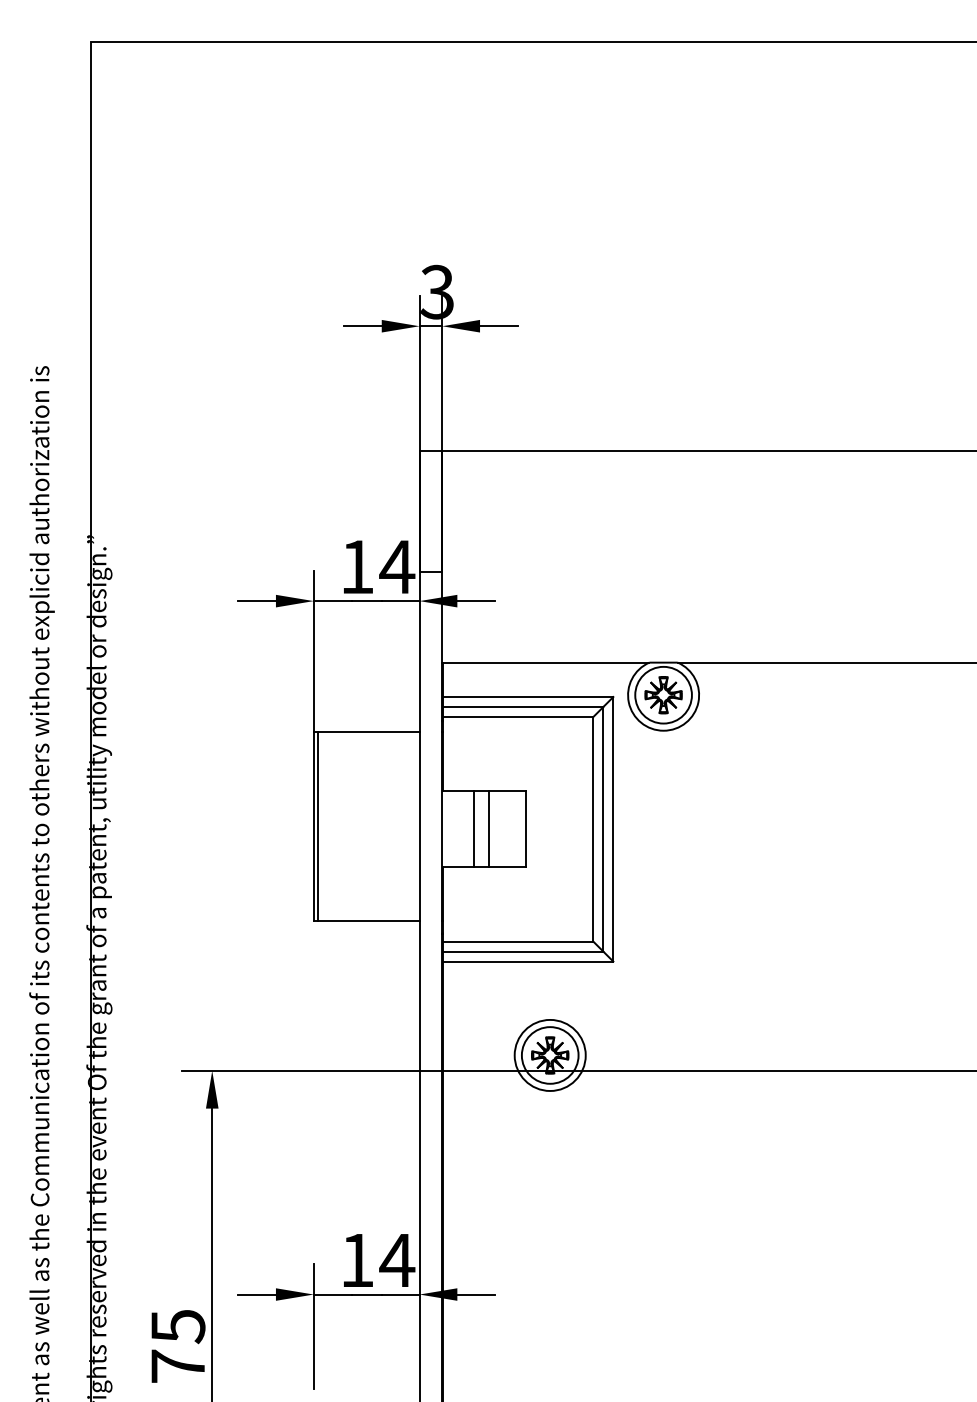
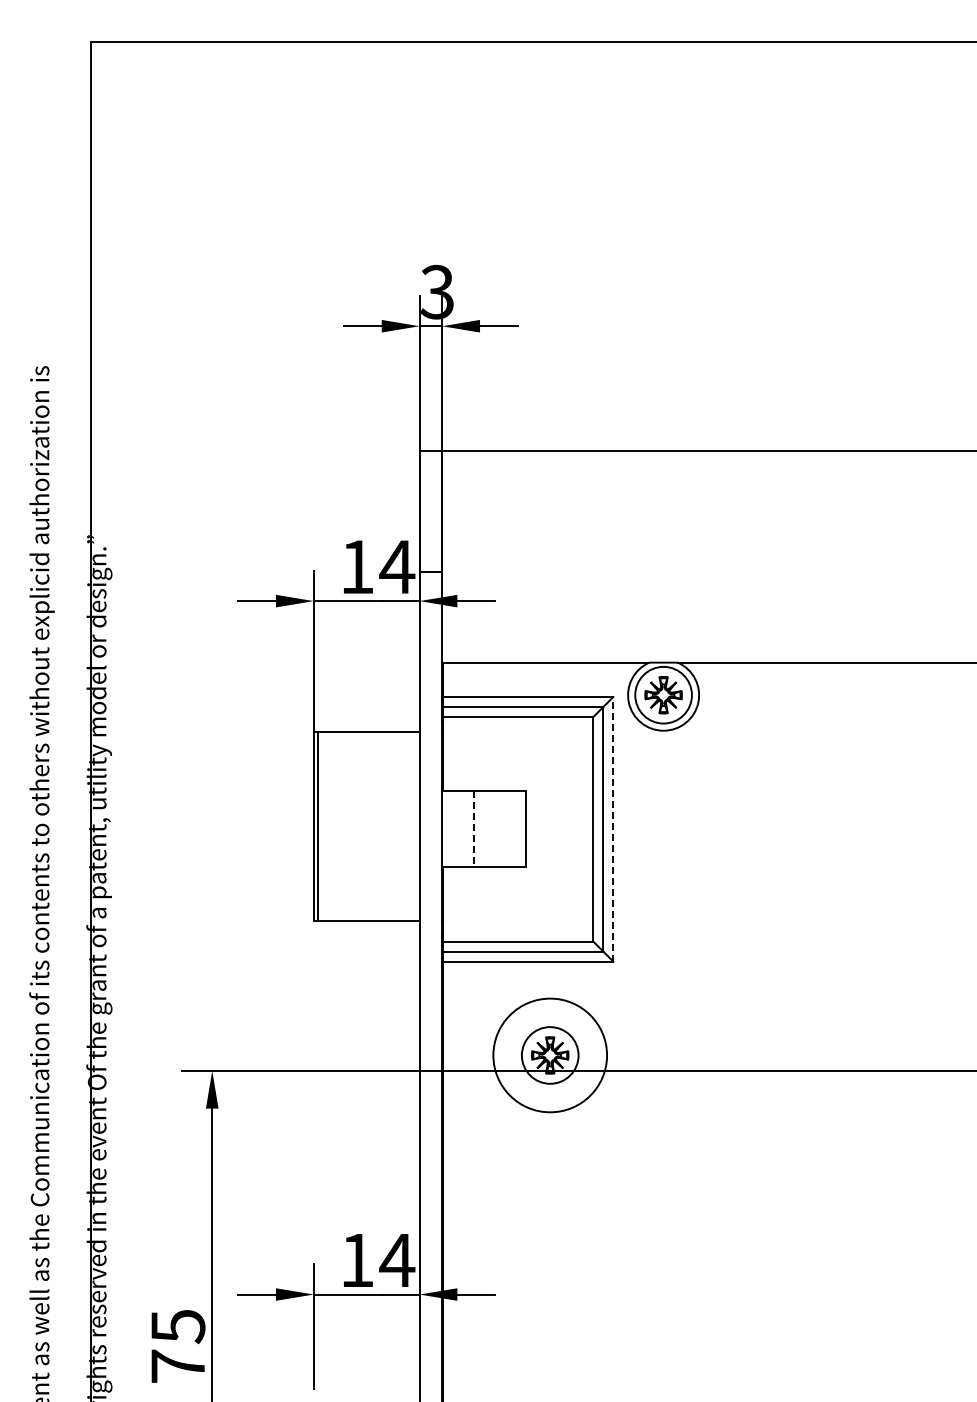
line: solid -> dashed (613, 828)
line: solid -> dashed (473, 829)
line: present -> none (488, 829)
circle diameter: 71 px -> 114 px (550, 1055)
